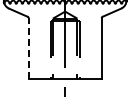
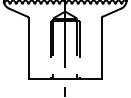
line: dashed -> solid (28, 48)
